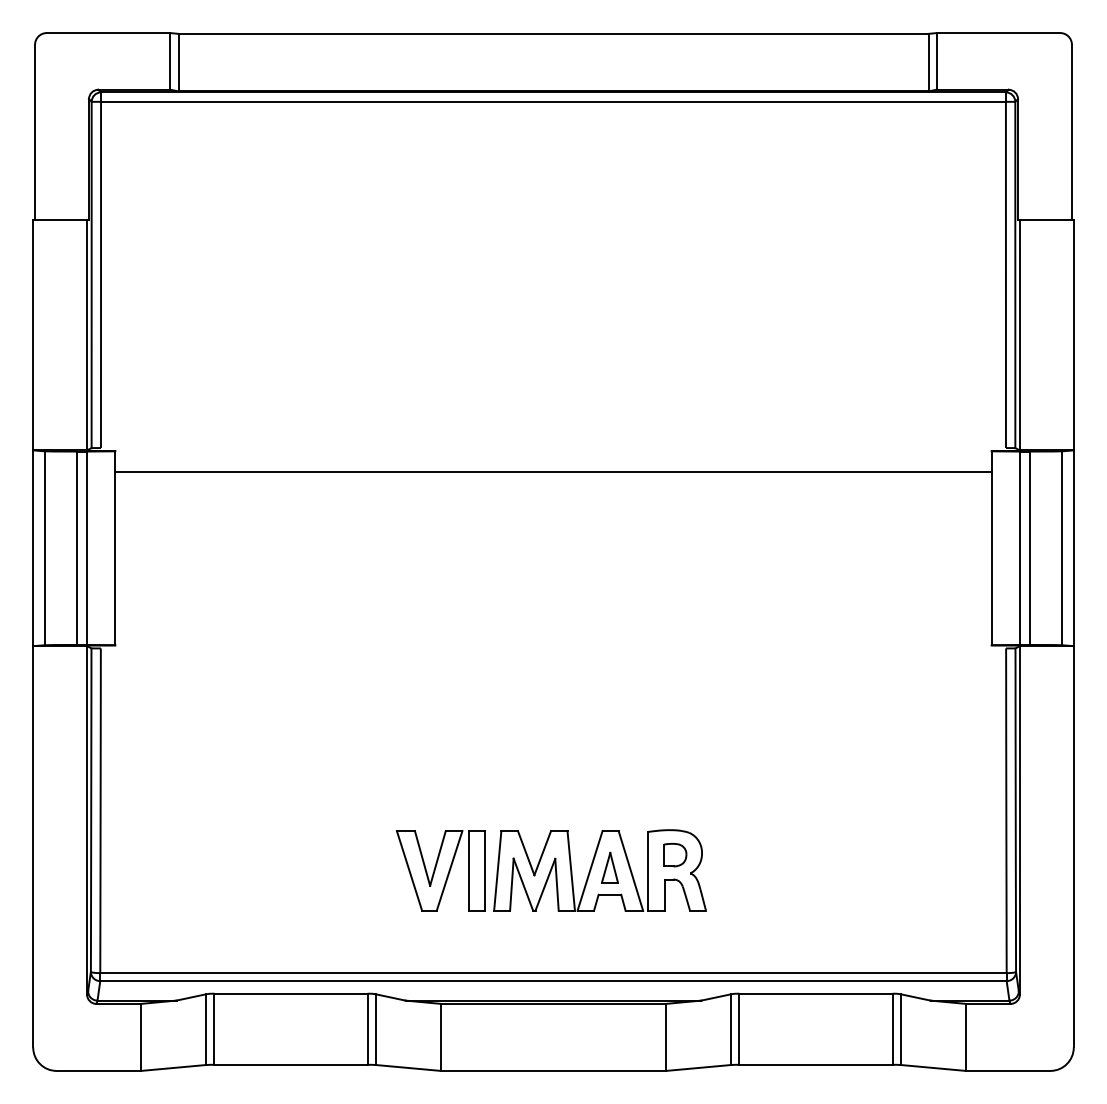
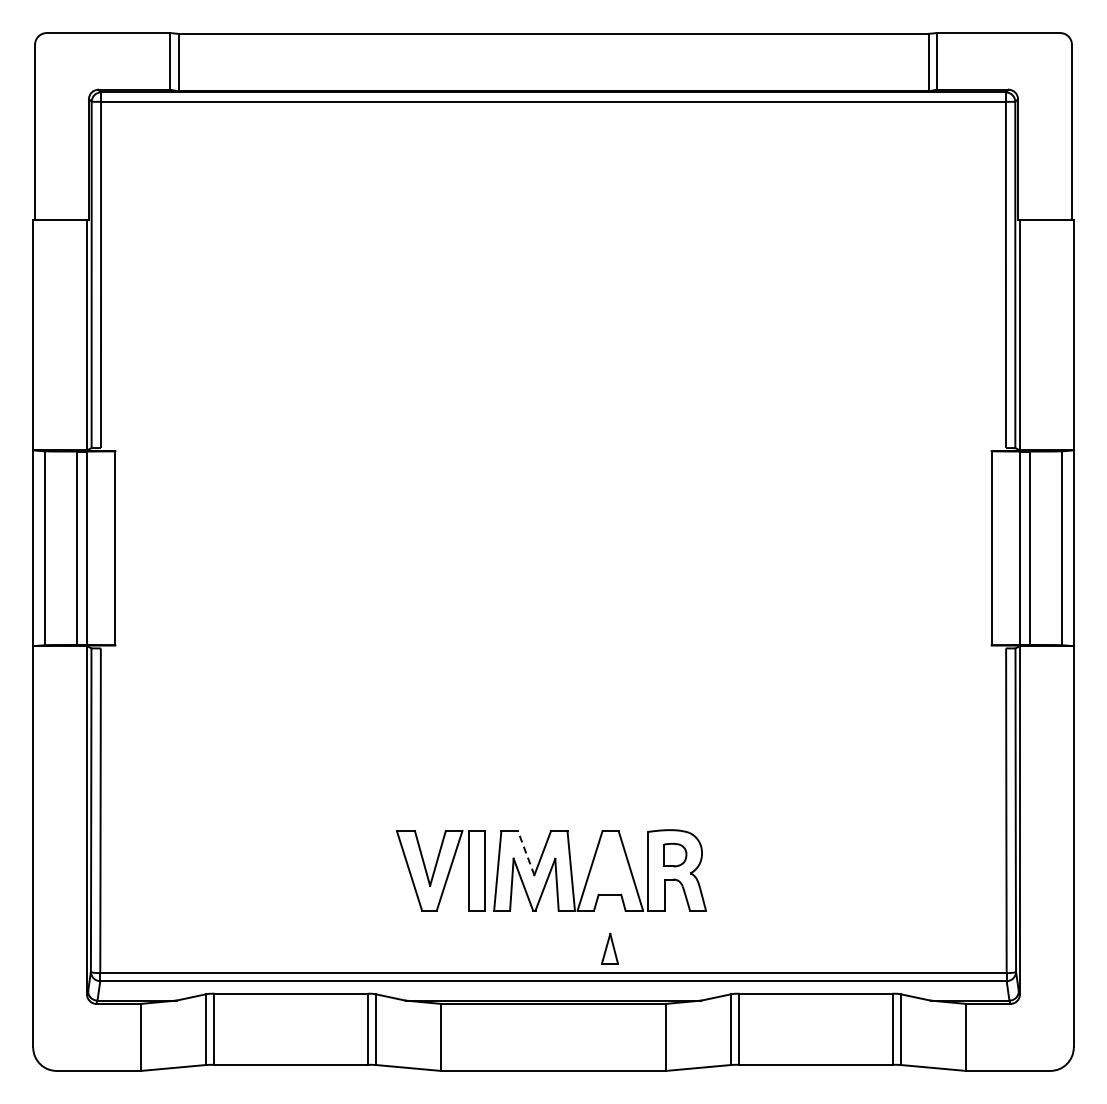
line: present -> none (553, 472)
line: solid -> dashed (526, 853)
part position: (609, 867) -> (609, 948) (609, 948)
